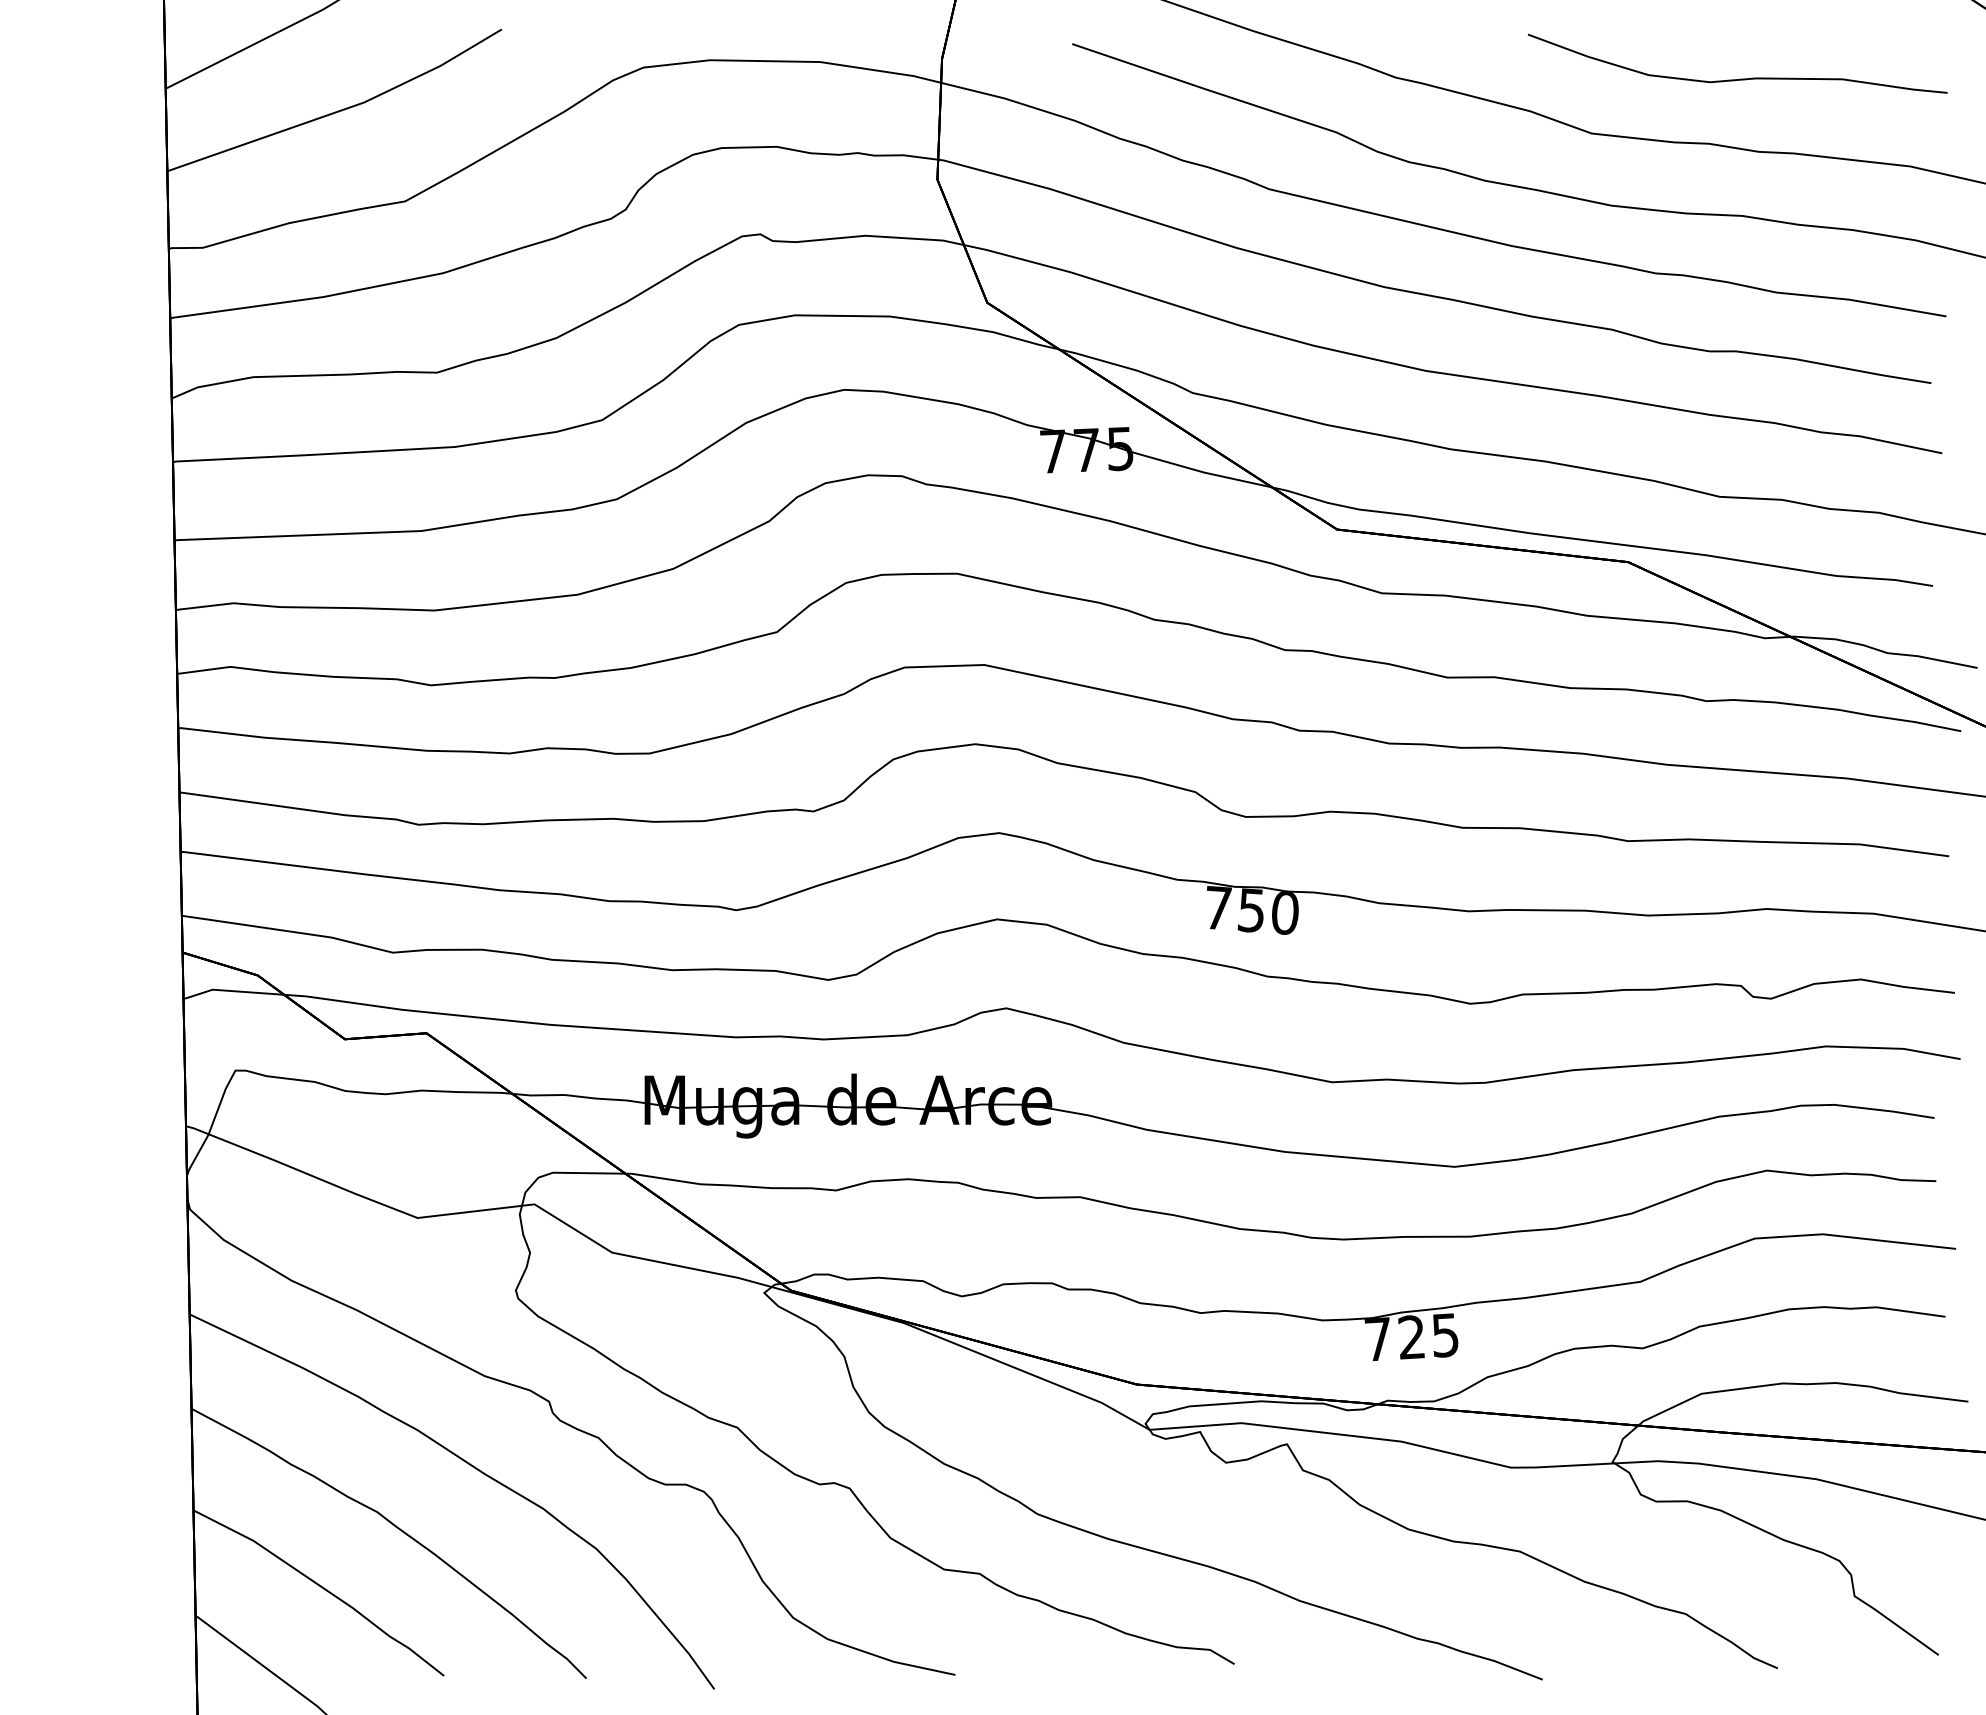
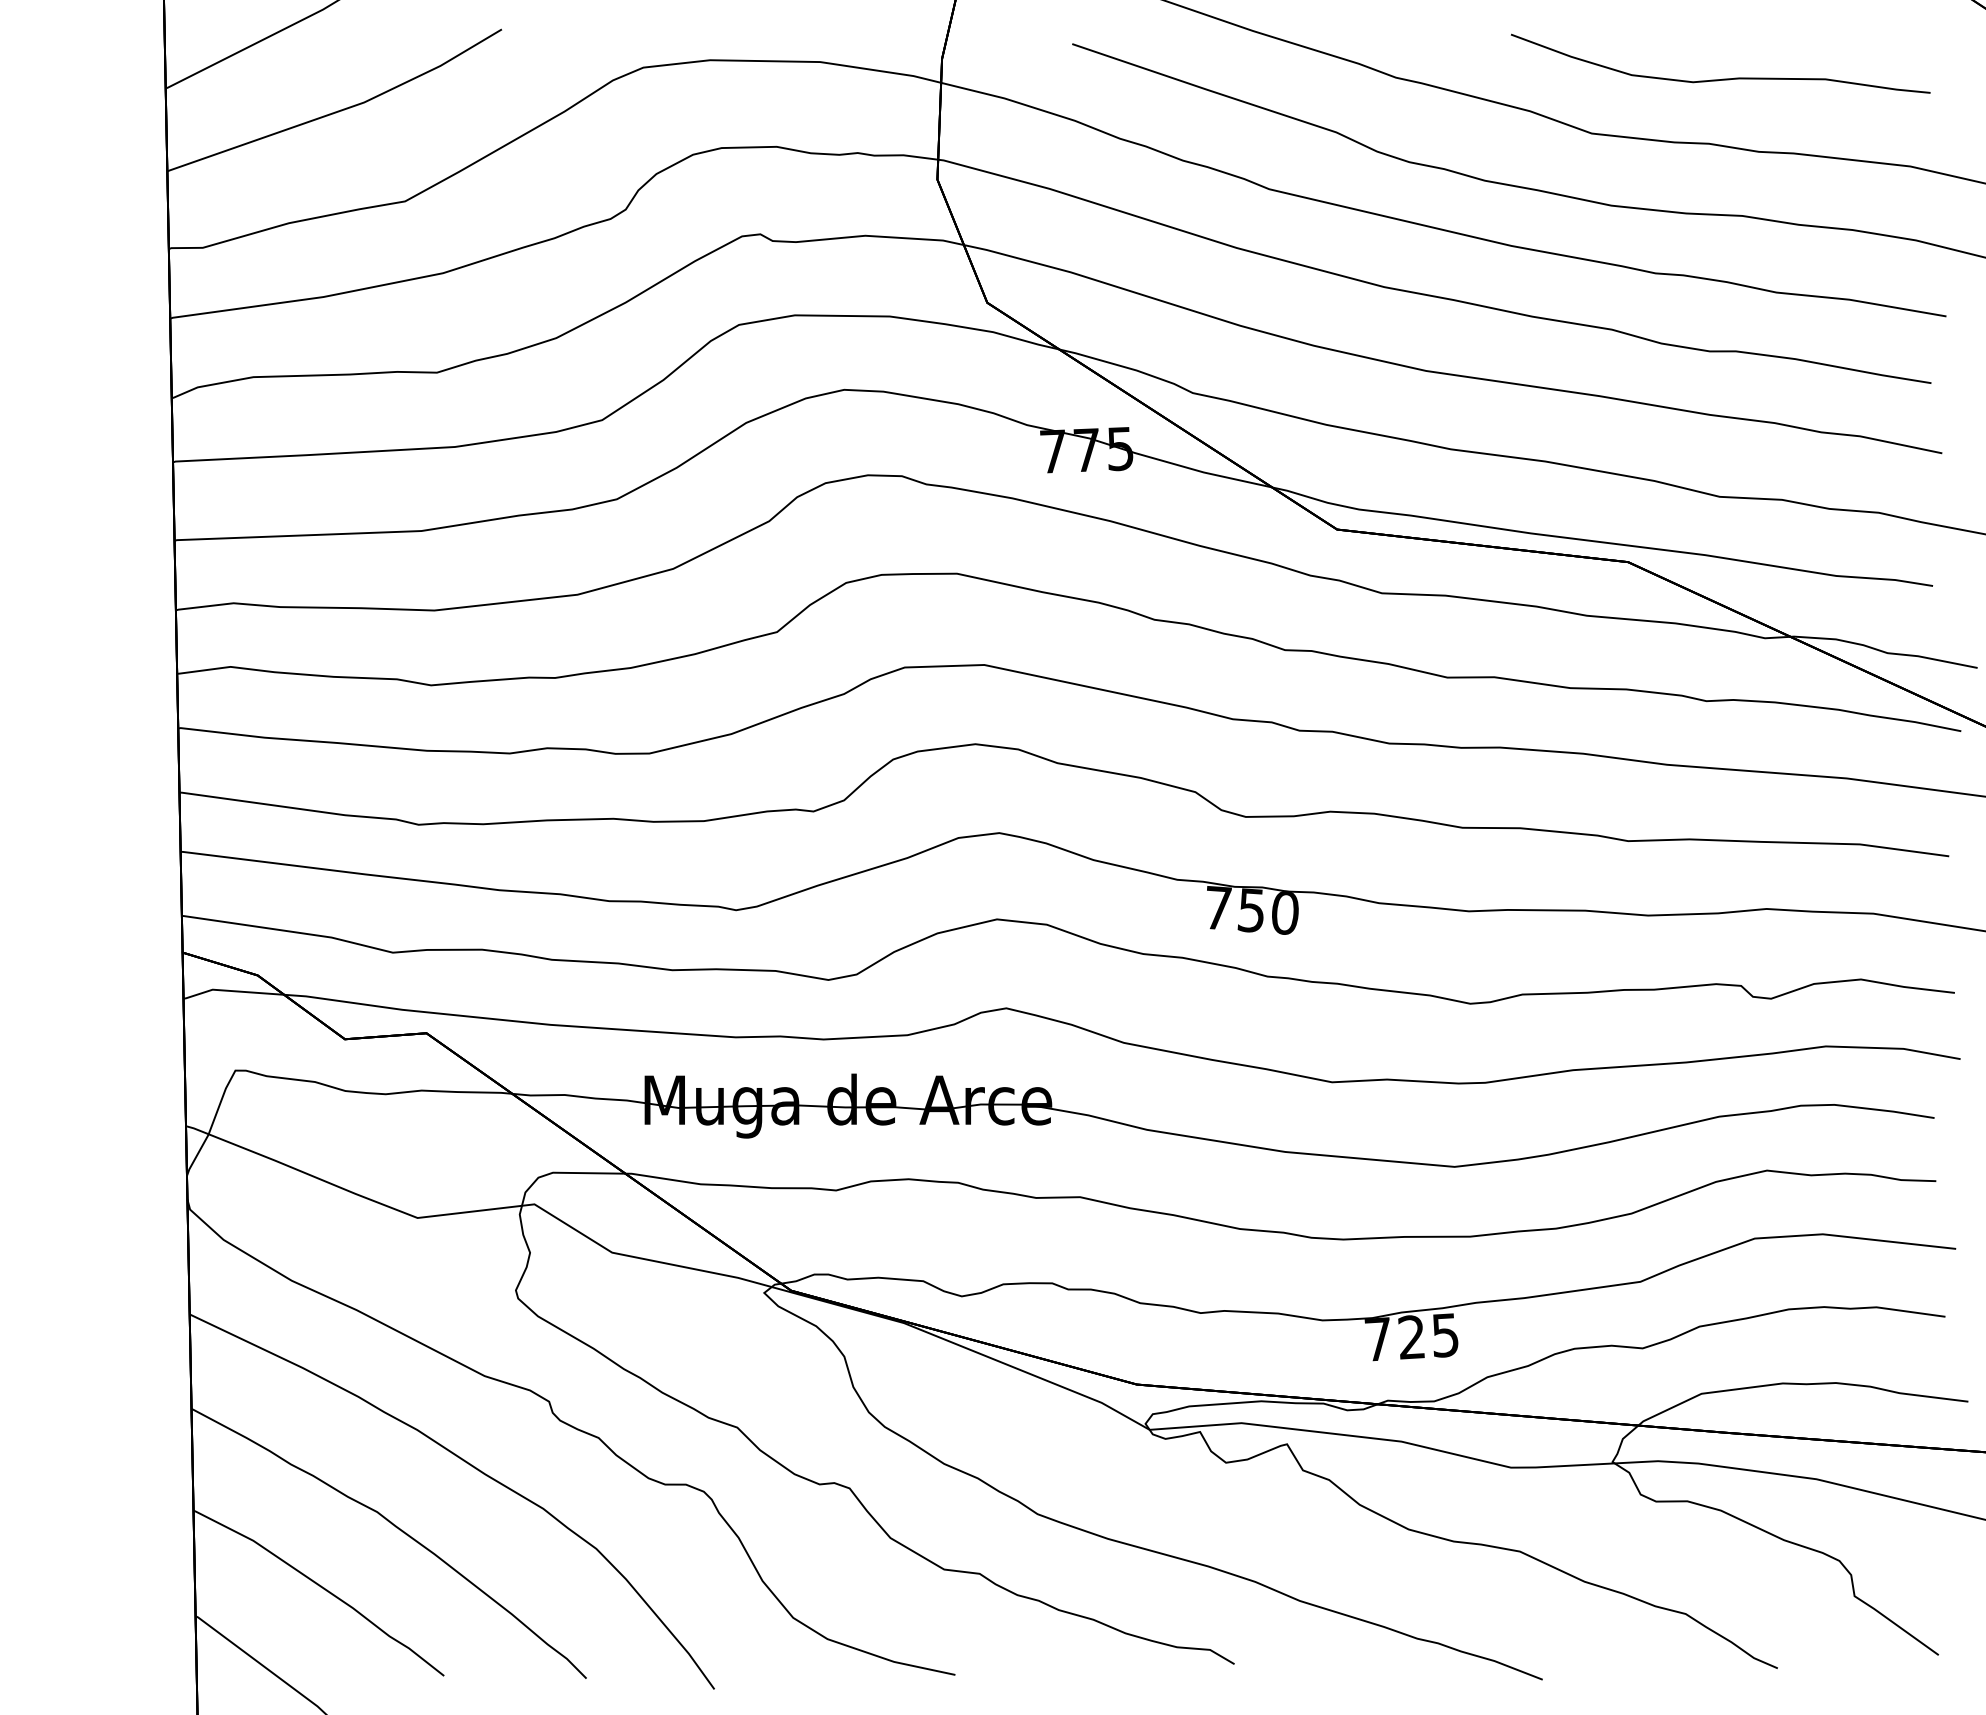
curve position: (1739, 78) -> (1722, 78) (1722, 78)
